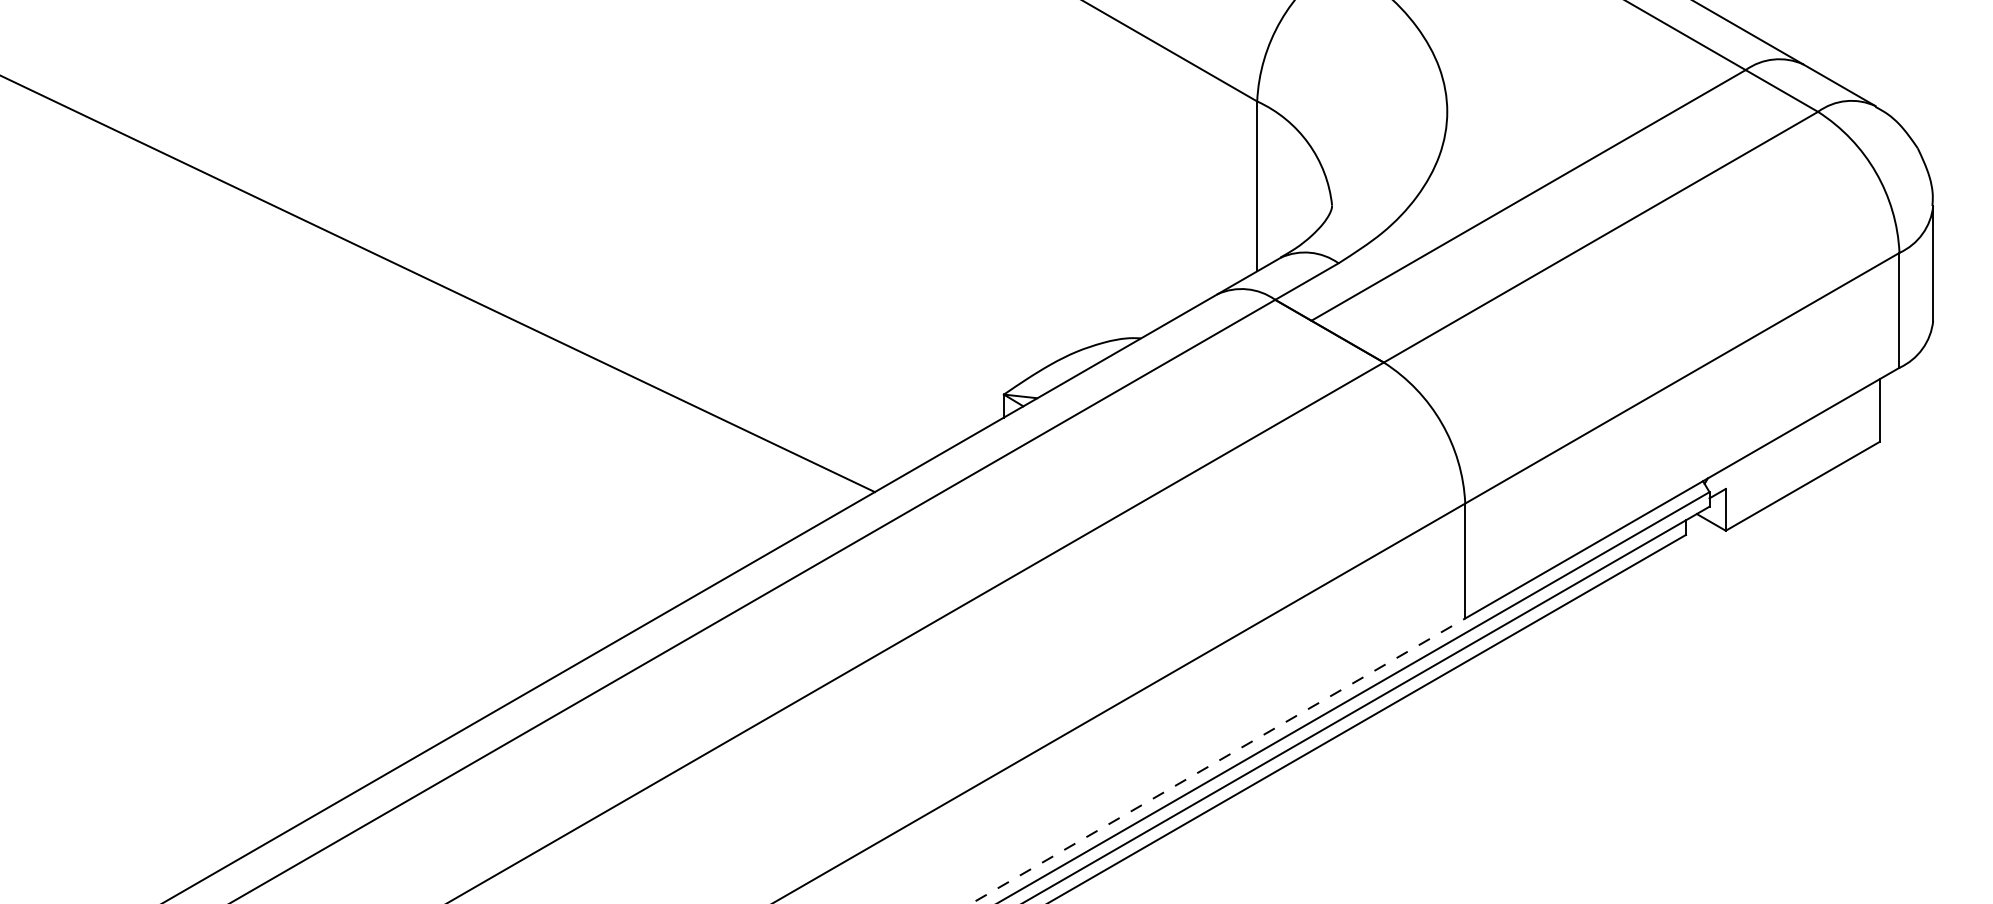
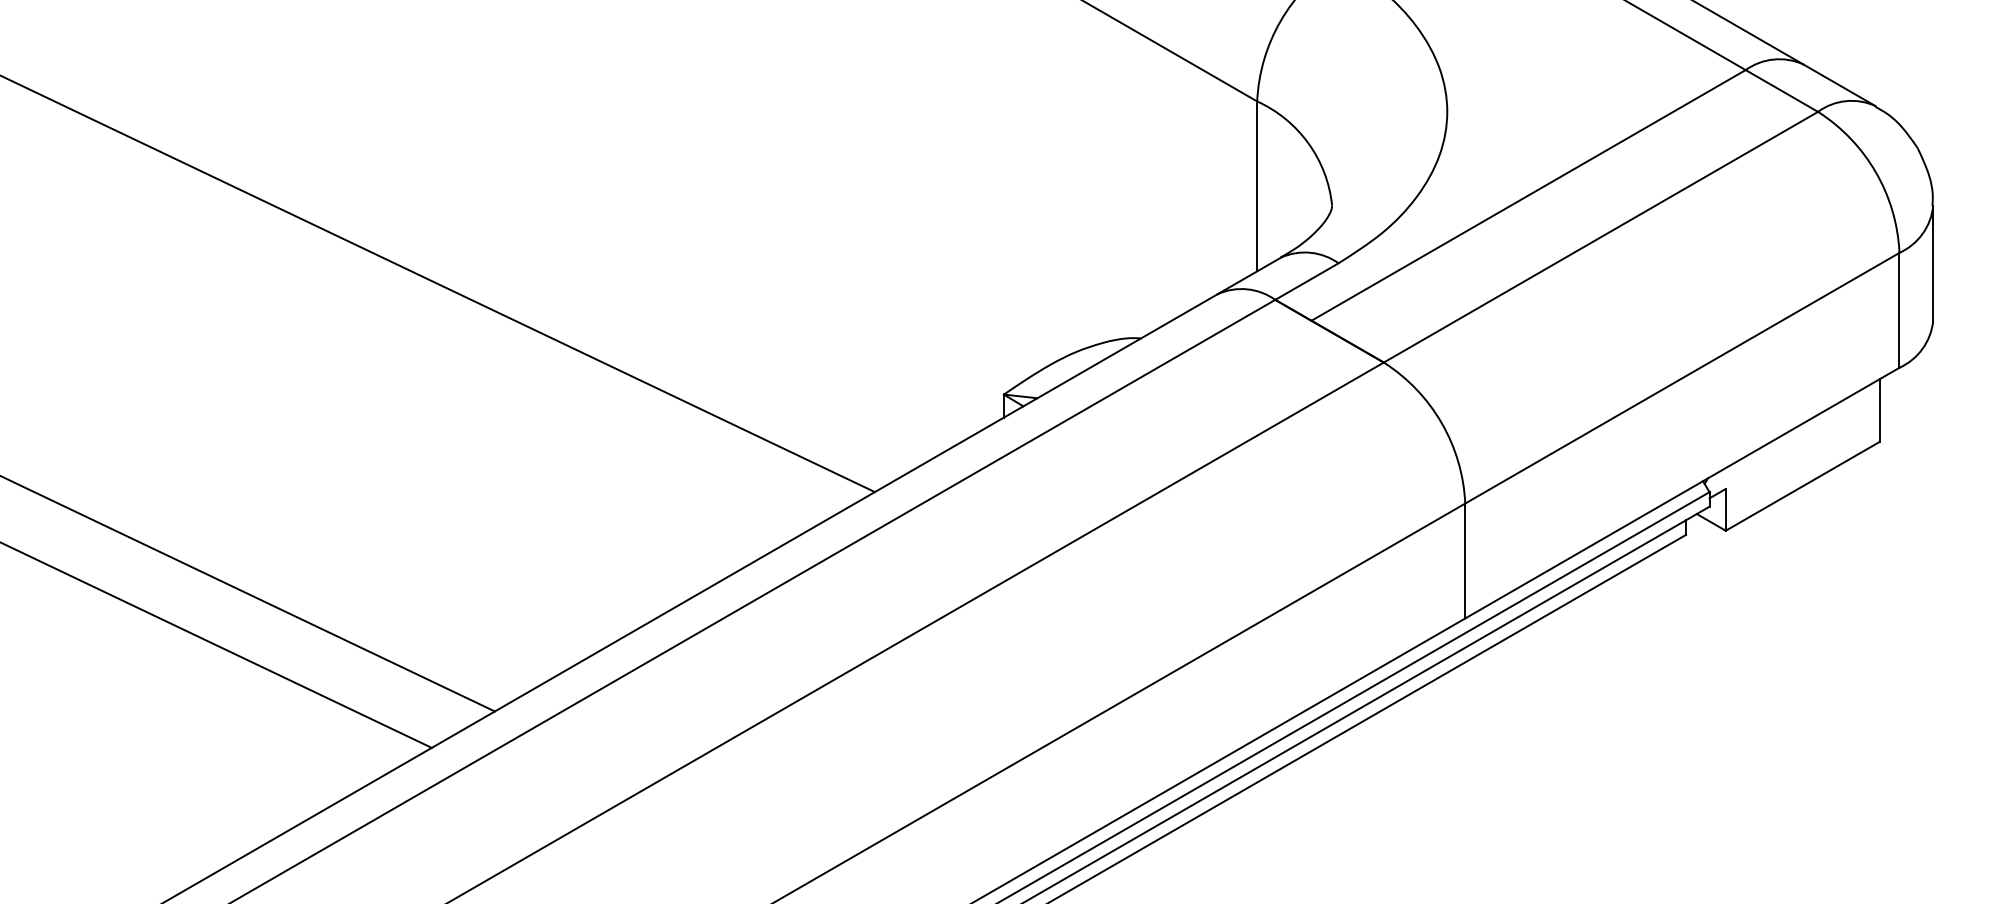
line: none -> present (248, 593)
line: none -> present (216, 645)
line: dashed -> solid (1218, 760)
